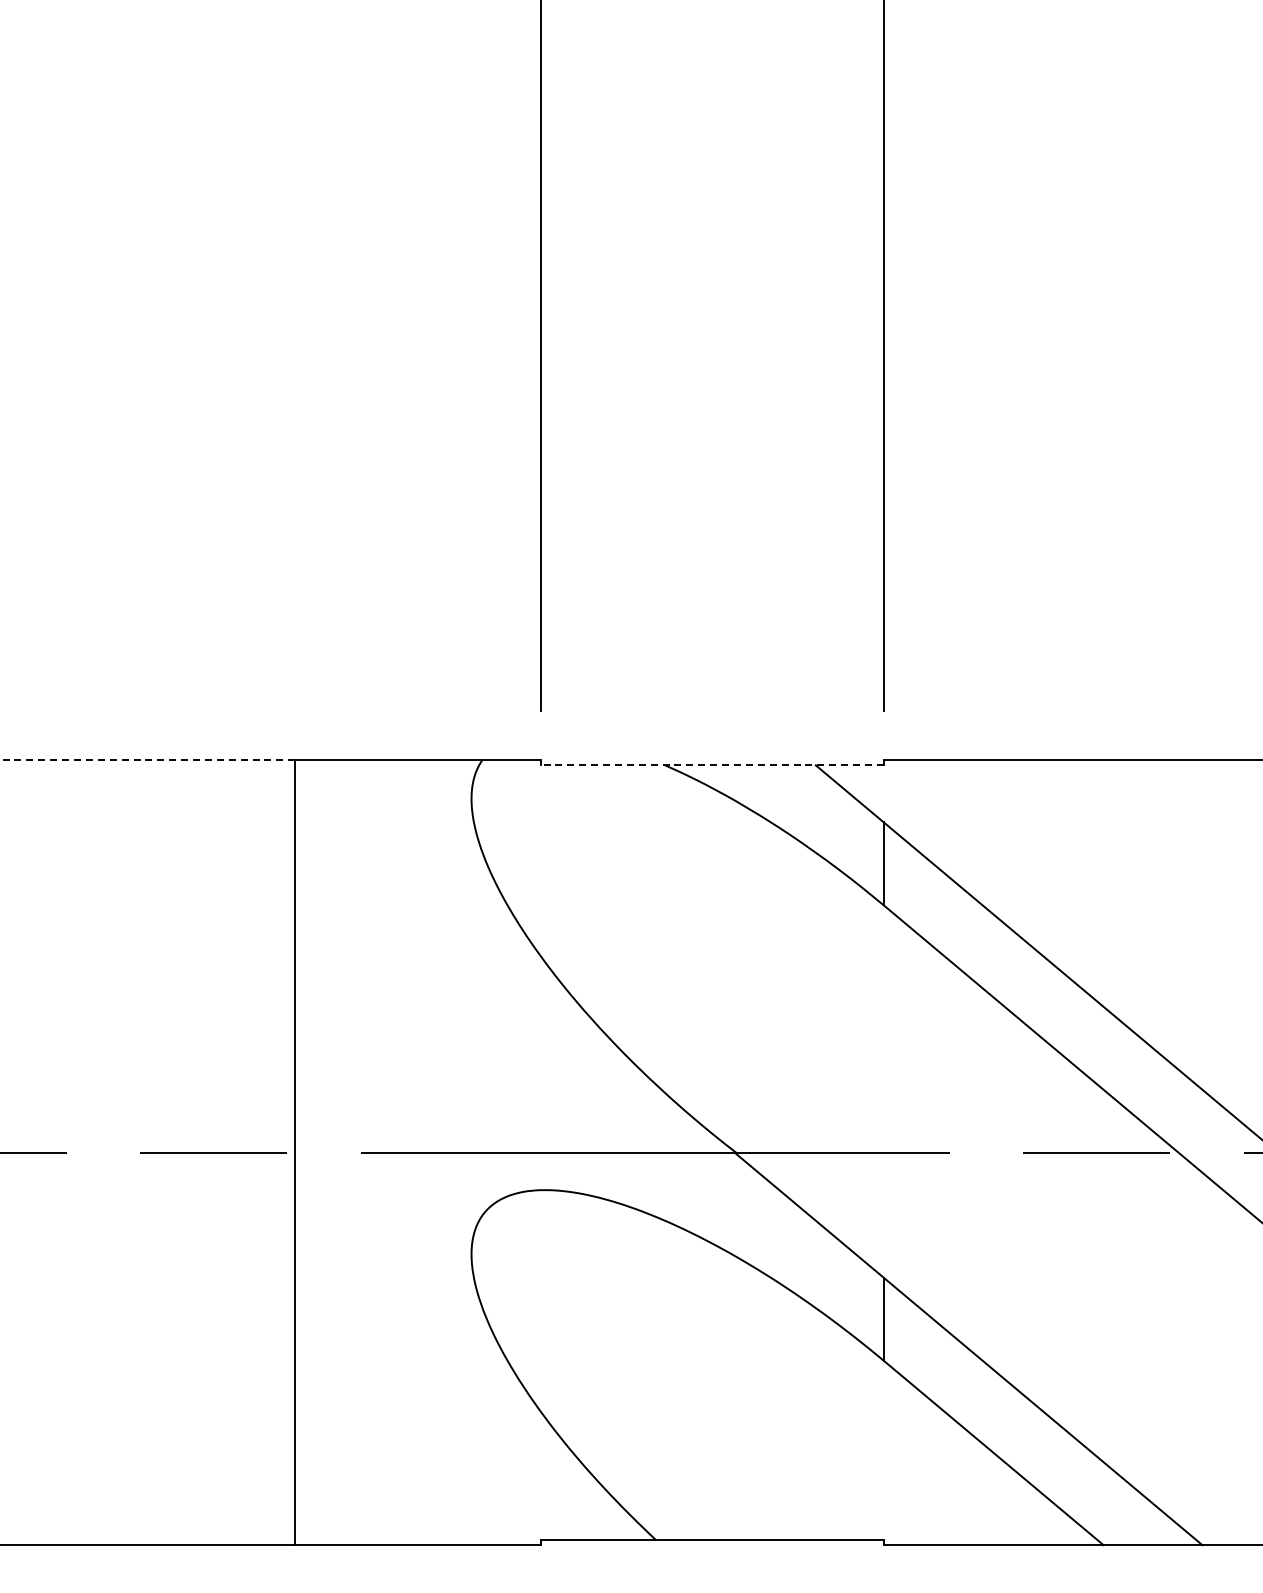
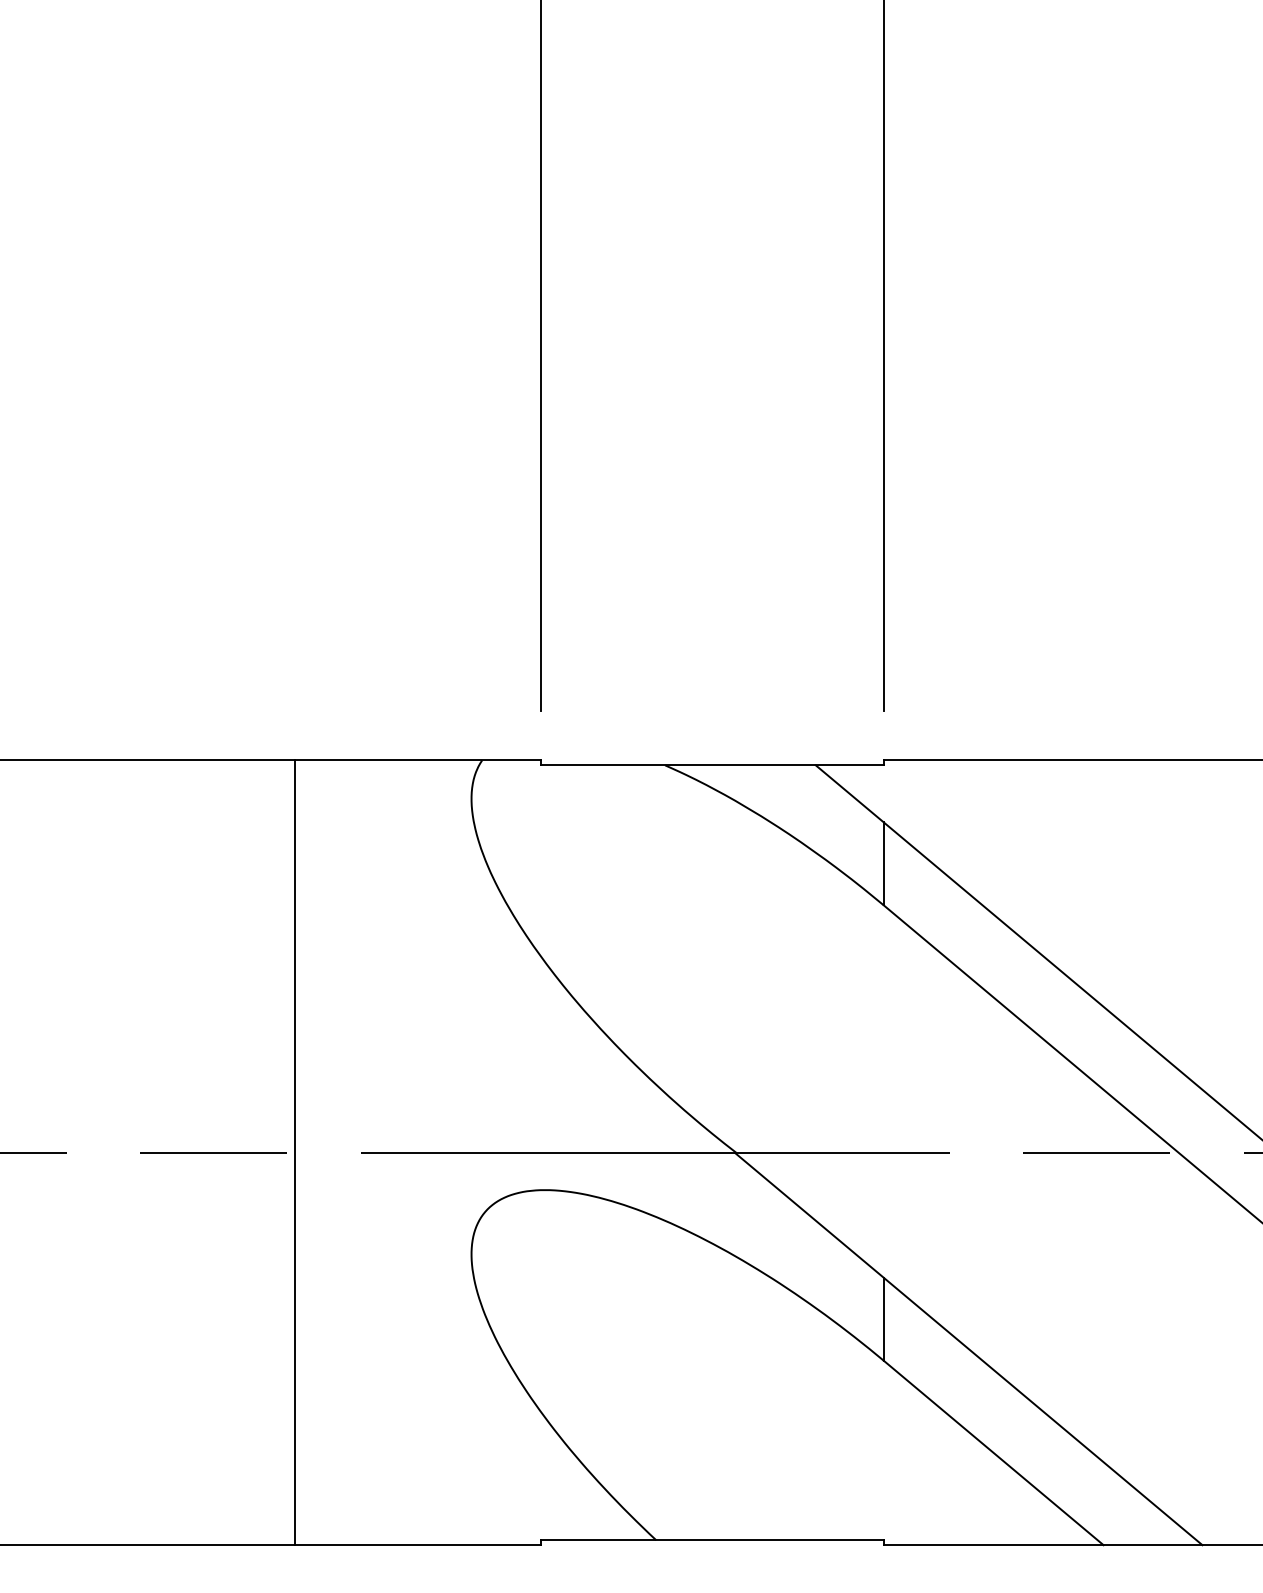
line: dashed -> solid (147, 760)
line: dashed -> solid (712, 765)
